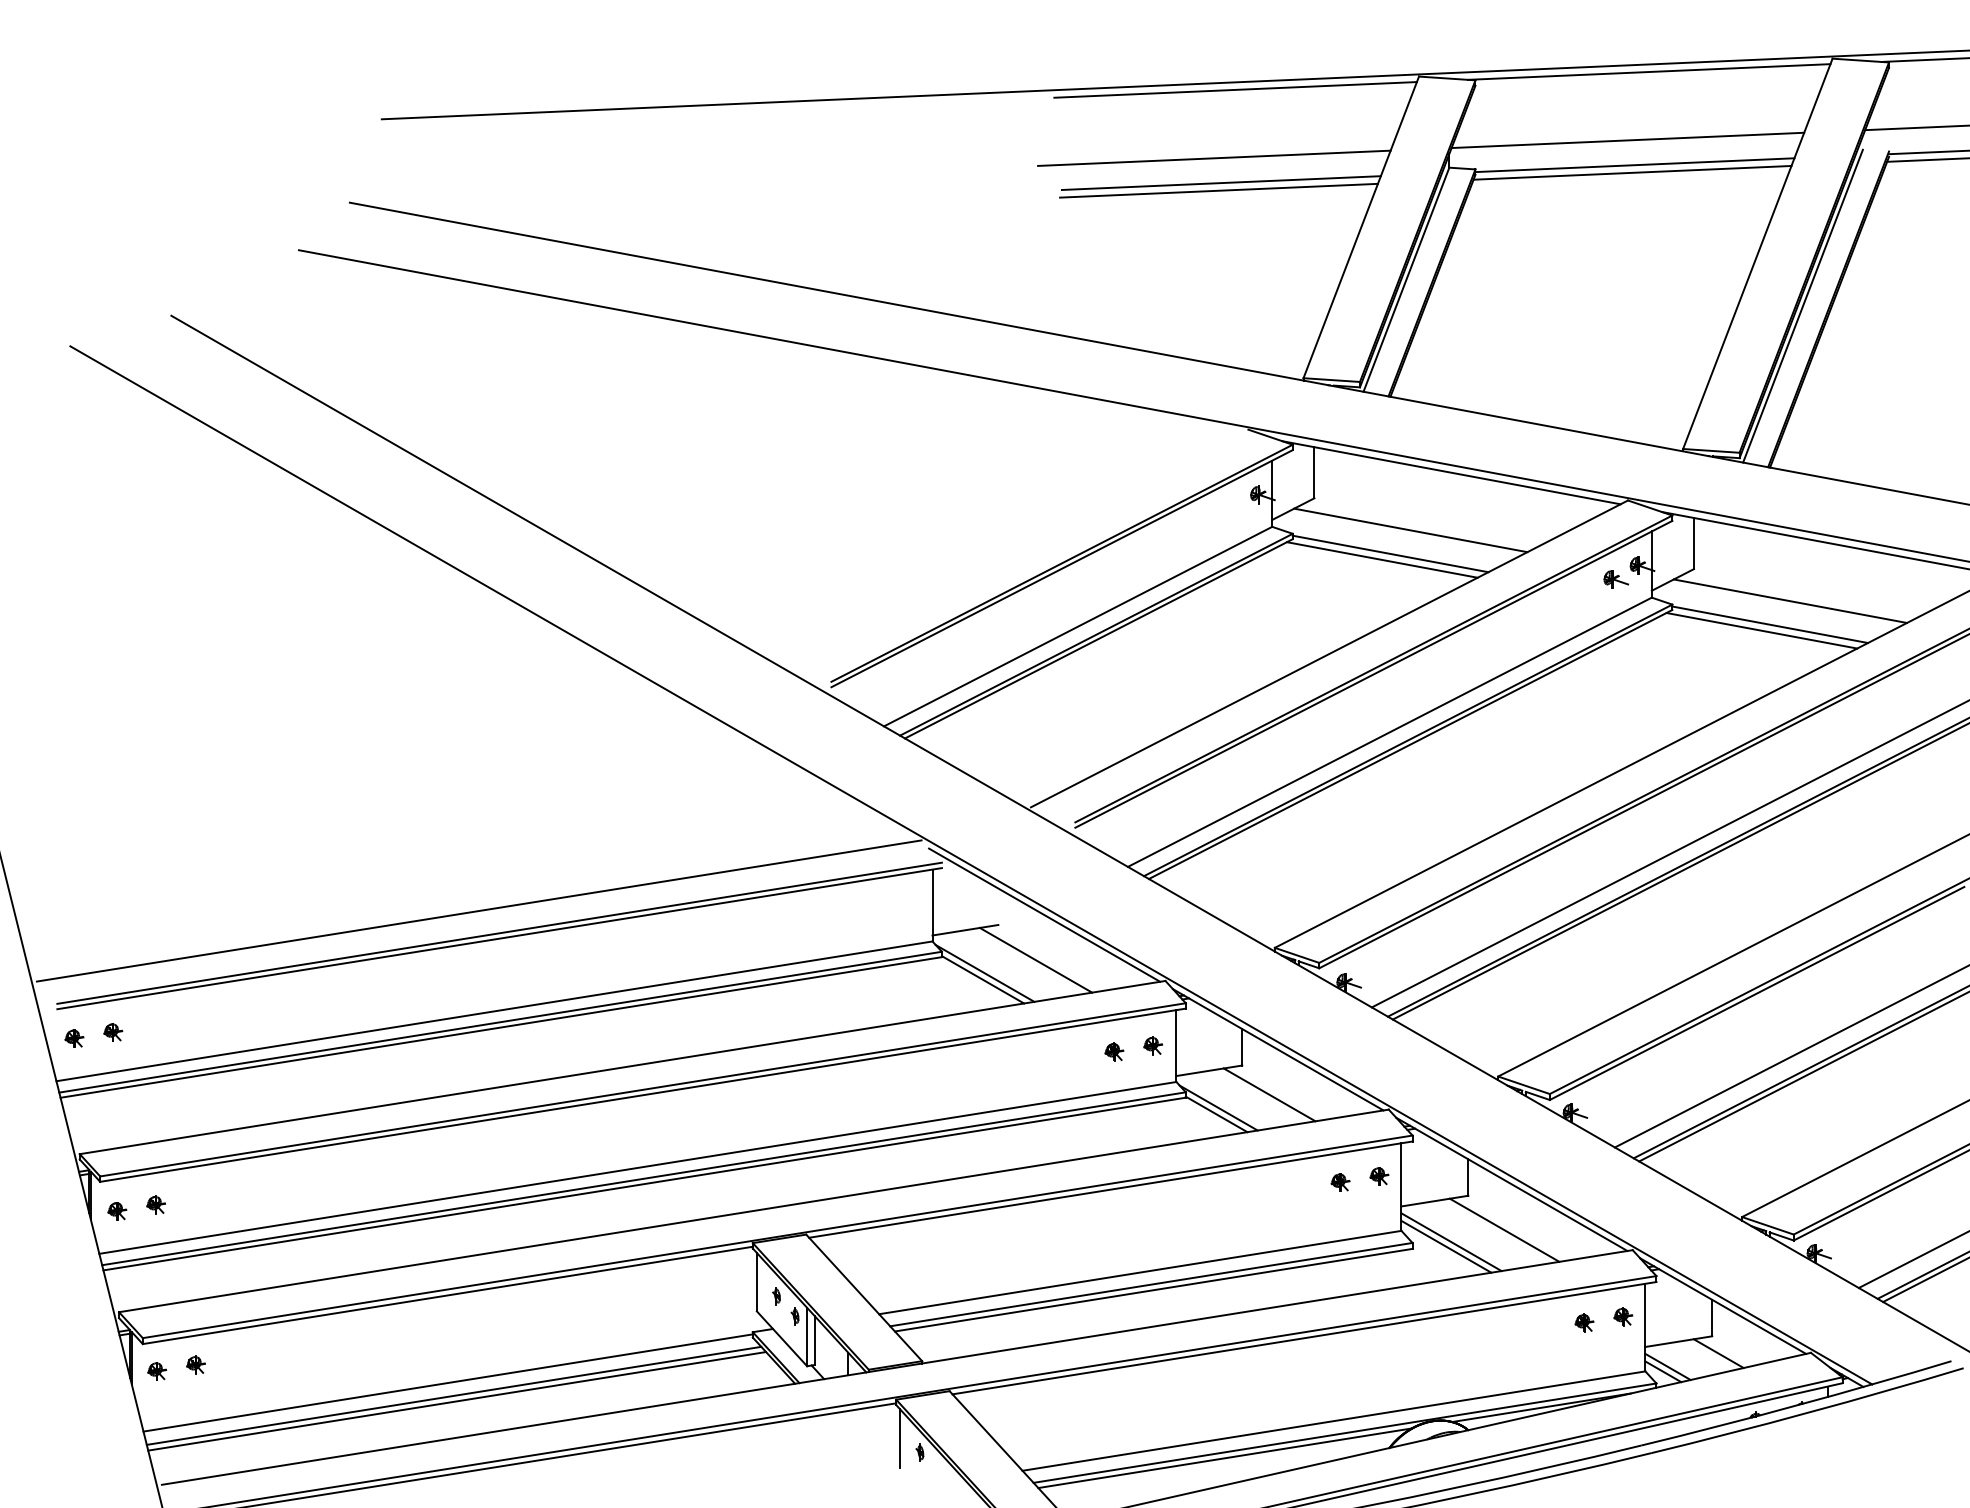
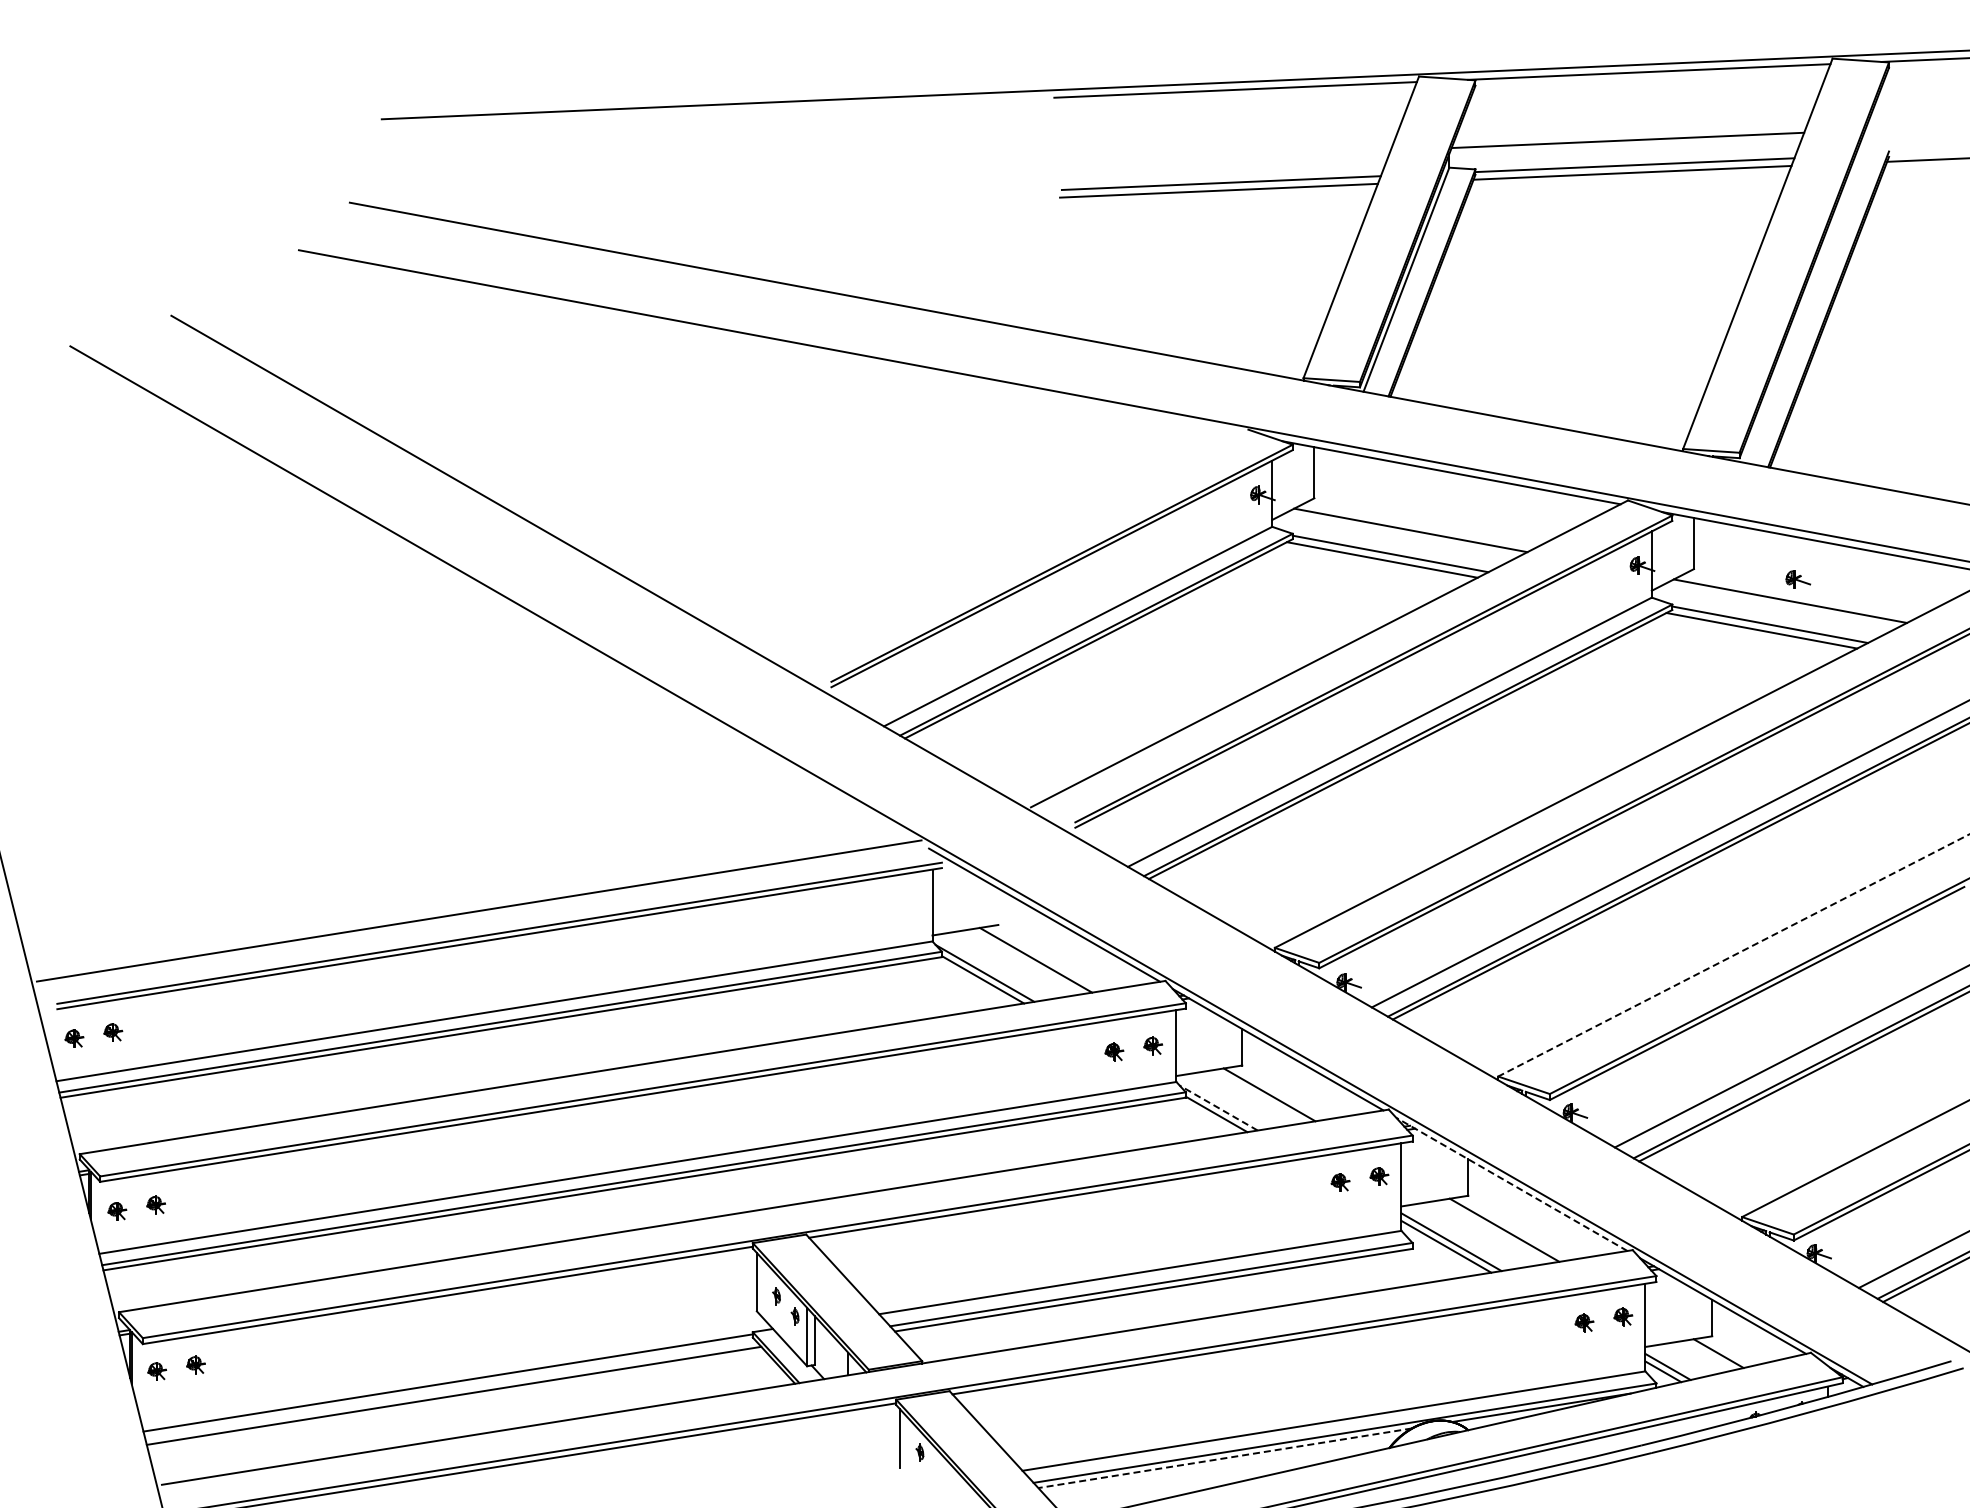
line: present -> none (1915, 127)
line: present -> none (1927, 152)
line: present -> none (1214, 157)
line: present -> none (1802, 305)
part position: (1616, 579) -> (1798, 579) (1798, 579)
line: solid -> dashed (1733, 955)
line: solid -> dashed (1218, 1107)
line: solid -> dashed (1511, 1184)
line: present -> none (457, 1401)
line: solid -> dashed (1224, 1458)
